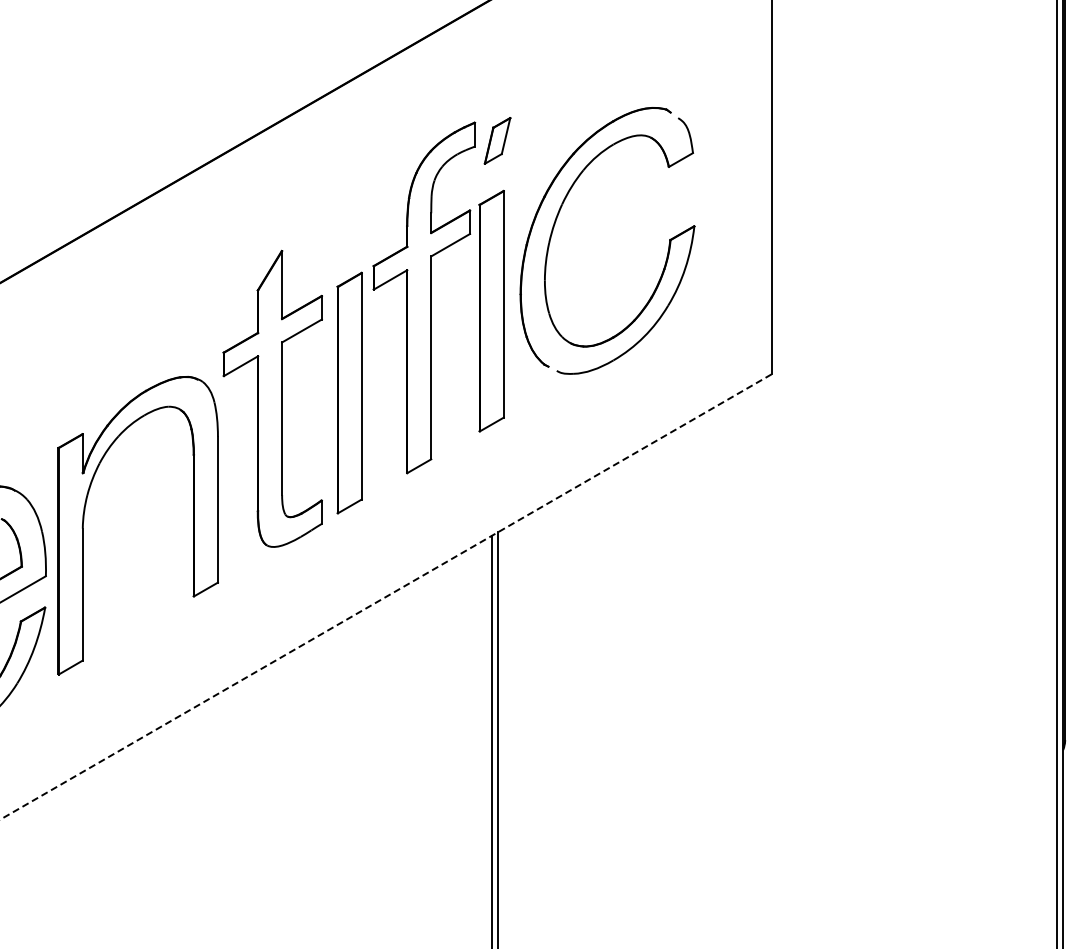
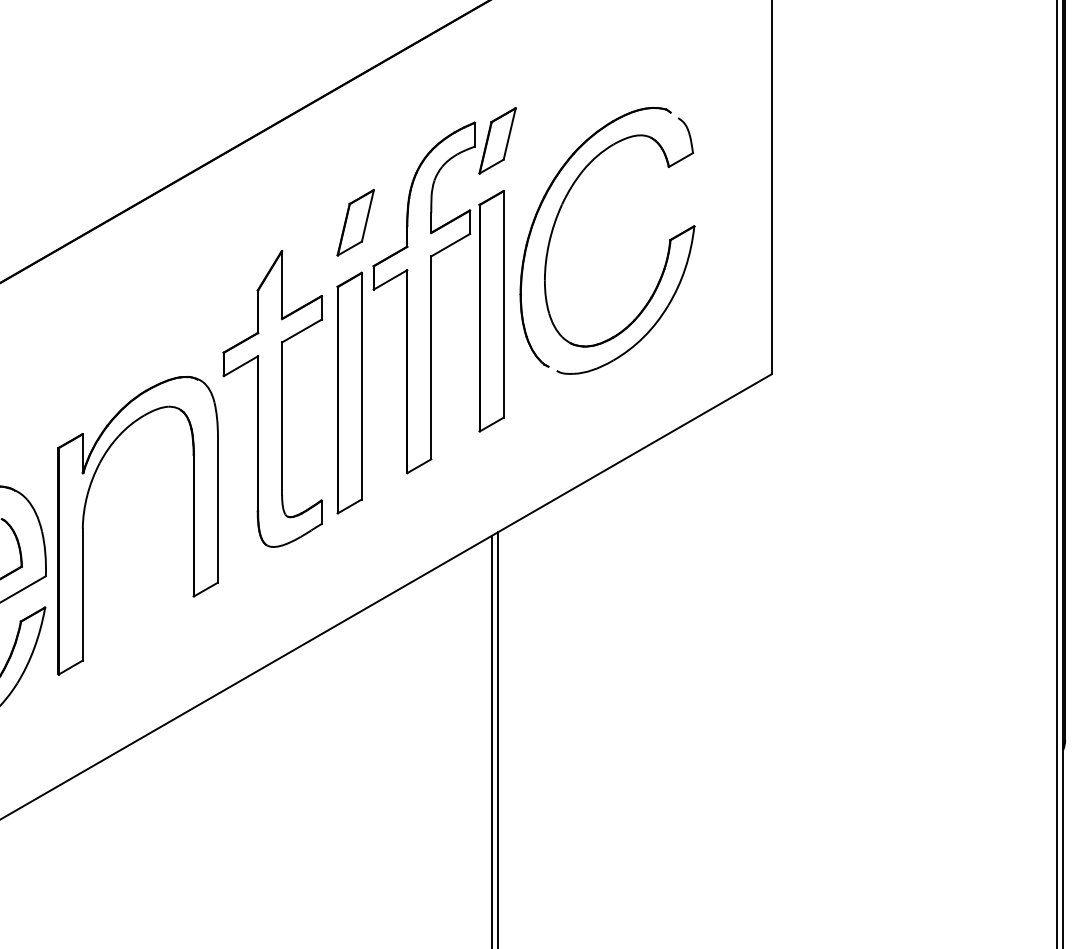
part size: 29x48 px -> 39x68 px (497, 140)
part: none -> present (355, 222)
line: dashed -> solid (385, 597)
